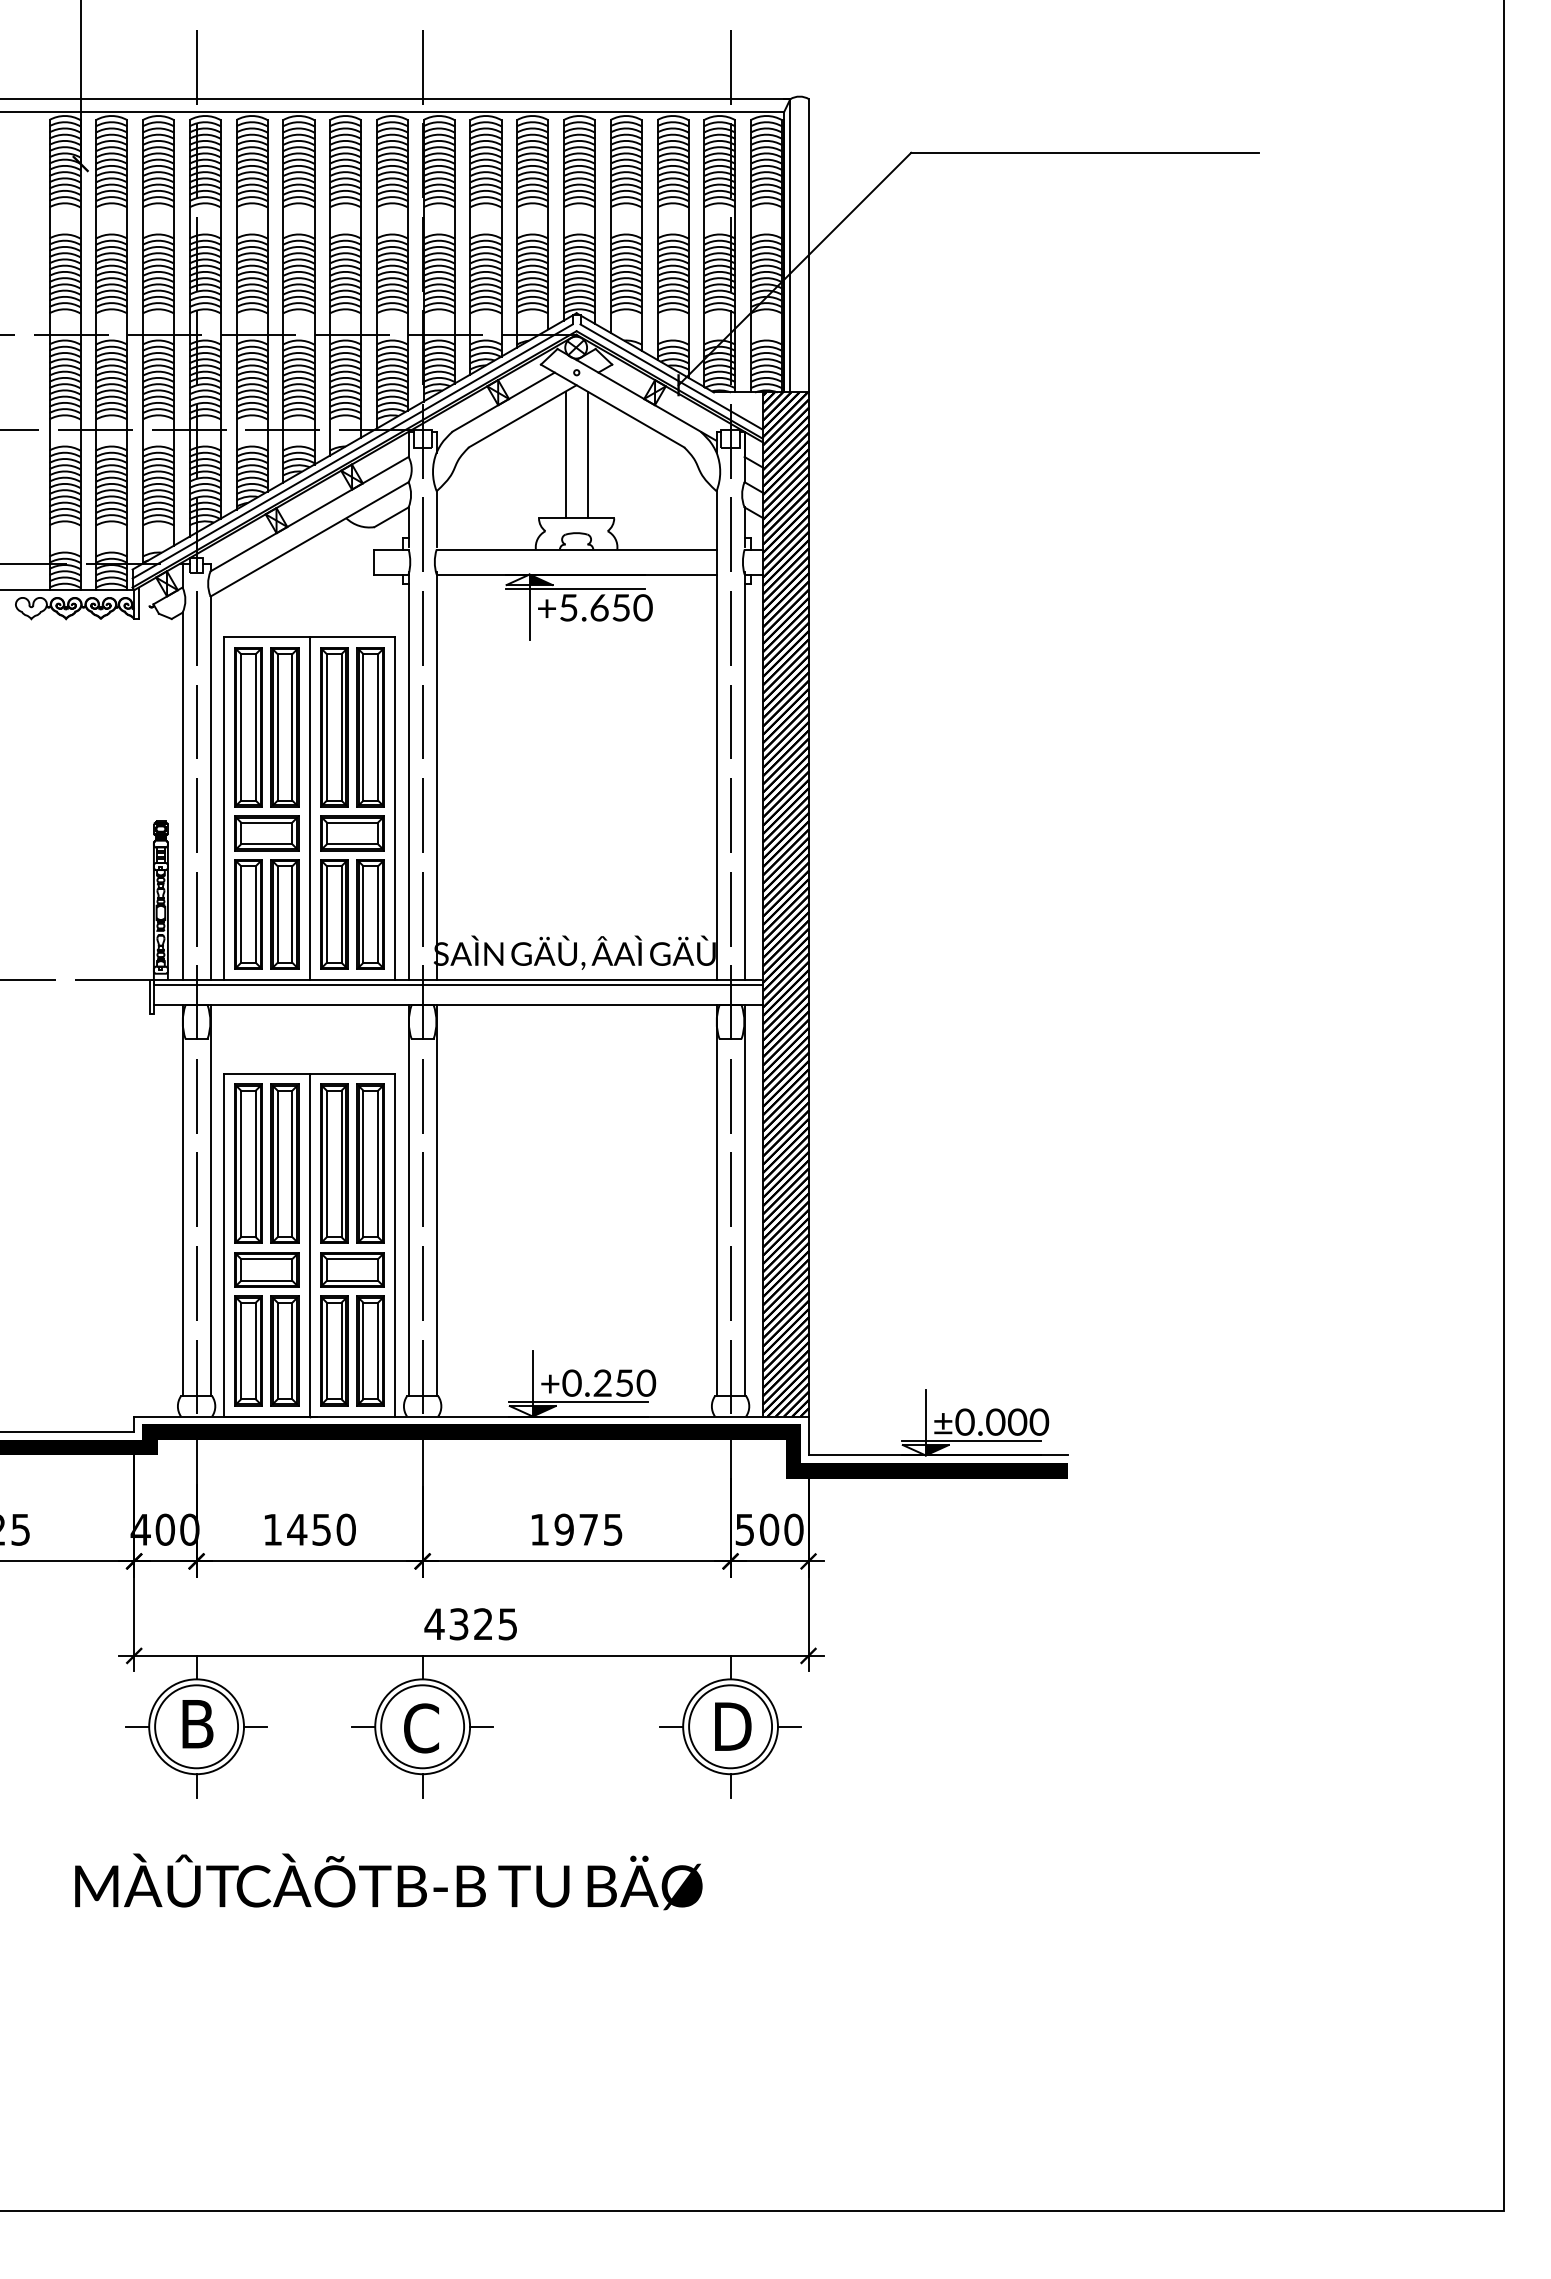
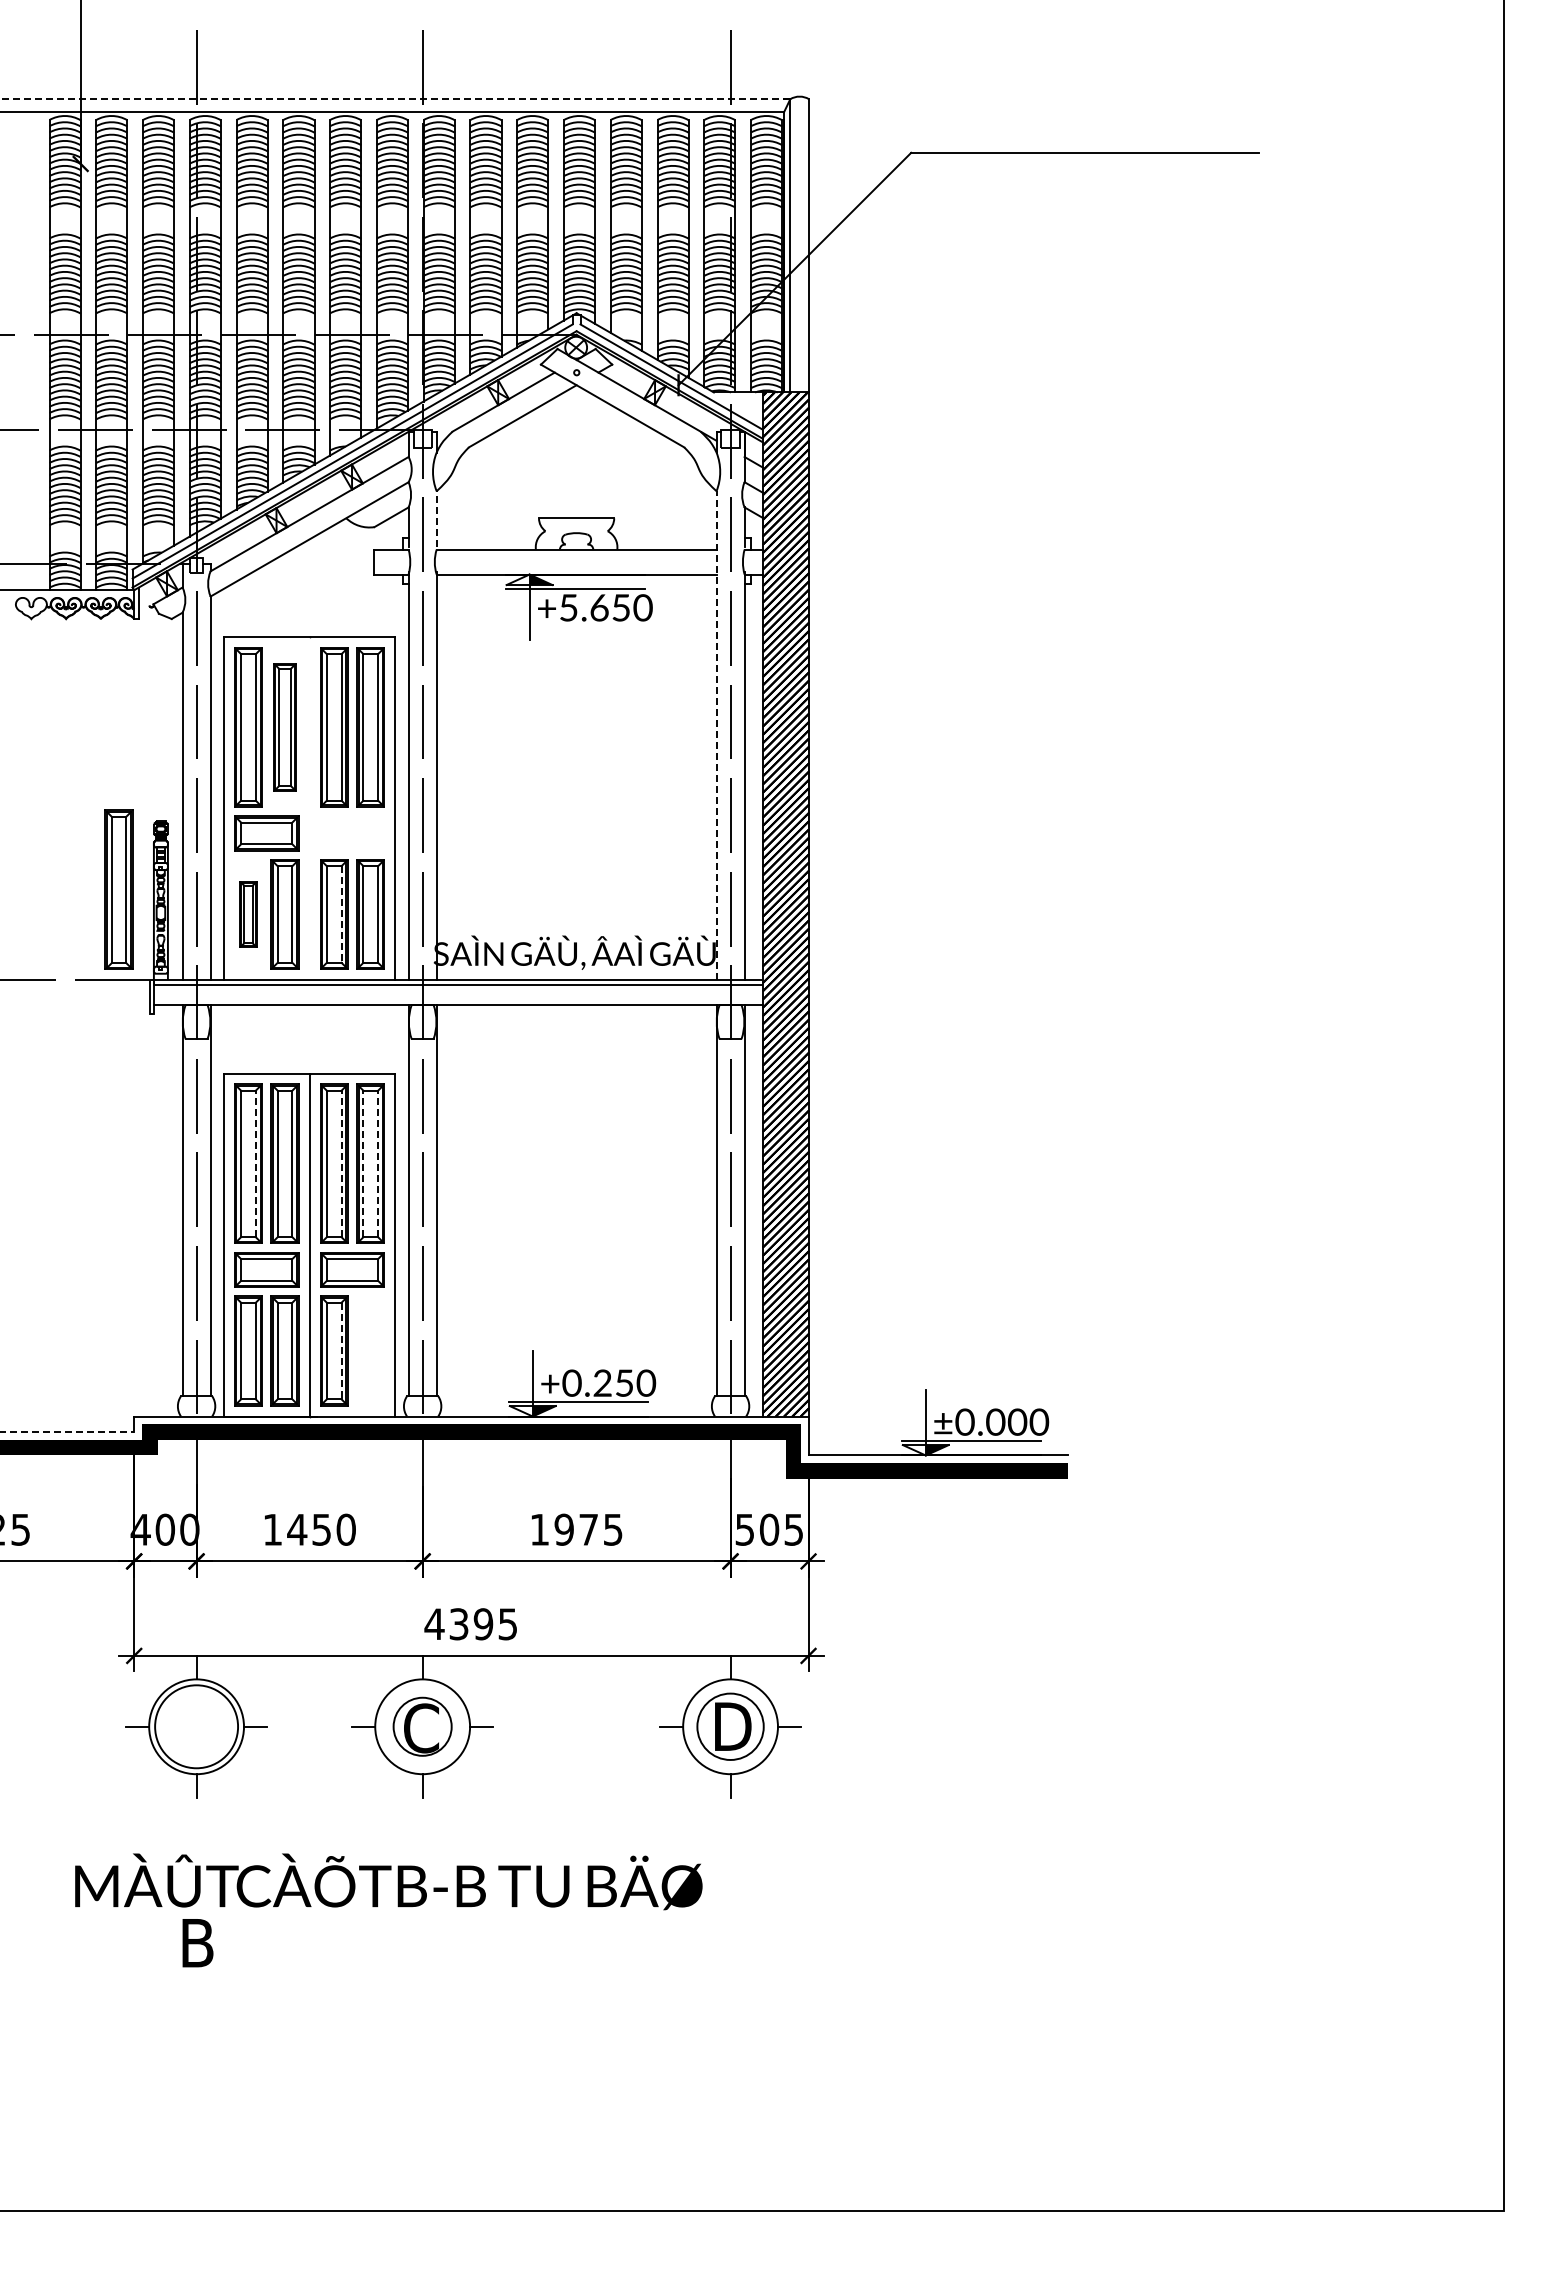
line: solid -> dashed (395, 99)
line: present -> none (565, 454)
line: present -> none (587, 454)
line: solid -> dashed (436, 518)
part size: 30x161 px -> 24x129 px (284, 727)
line: solid -> dashed (716, 735)
line: present -> none (309, 807)
part: present -> none (352, 833)
part: none -> present (118, 889)
part size: 29x111 px -> 19x67 px (248, 914)
line: solid -> dashed (341, 915)
line: solid -> dashed (255, 1163)
line: solid -> dashed (341, 1163)
line: solid -> dashed (363, 1163)
line: solid -> dashed (378, 1163)
part: present -> none (370, 1350)
line: solid -> dashed (341, 1351)
line: solid -> dashed (67, 1432)
text: 500 -> 505 (793, 1529)
text: 4325 -> 4395 (483, 1624)
text position: (197, 1724) -> (197, 1943) (197, 1943)
circle diameter: 83 px -> 58 px (422, 1726)
circle diameter: 83 px -> 66 px (730, 1726)
